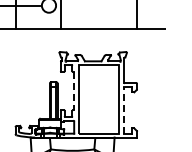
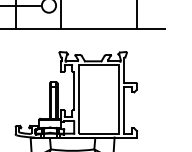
line: dashed -> solid (74, 91)
line: dashed -> solid (124, 109)
